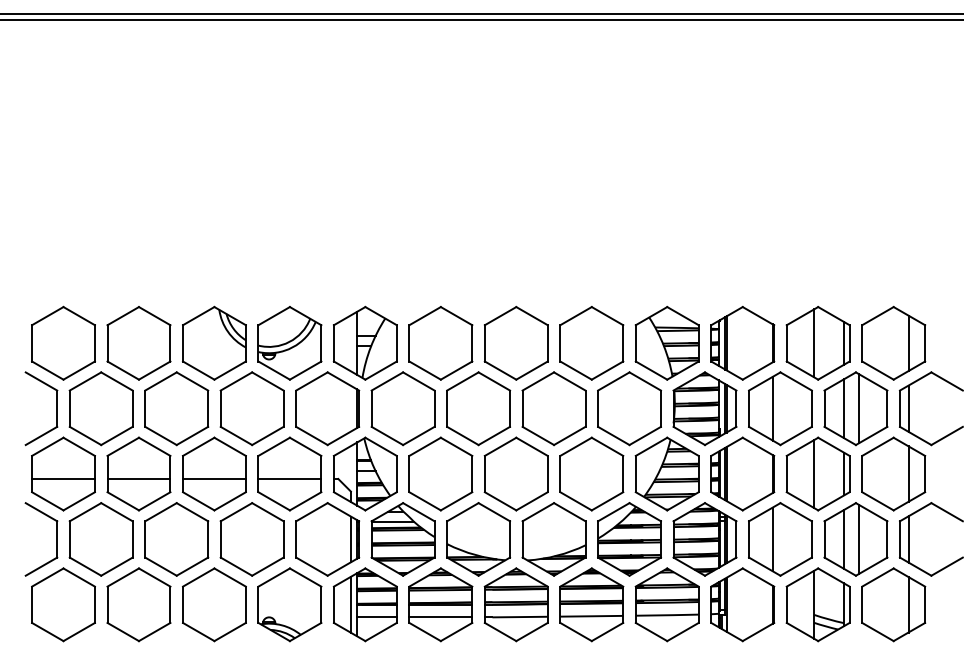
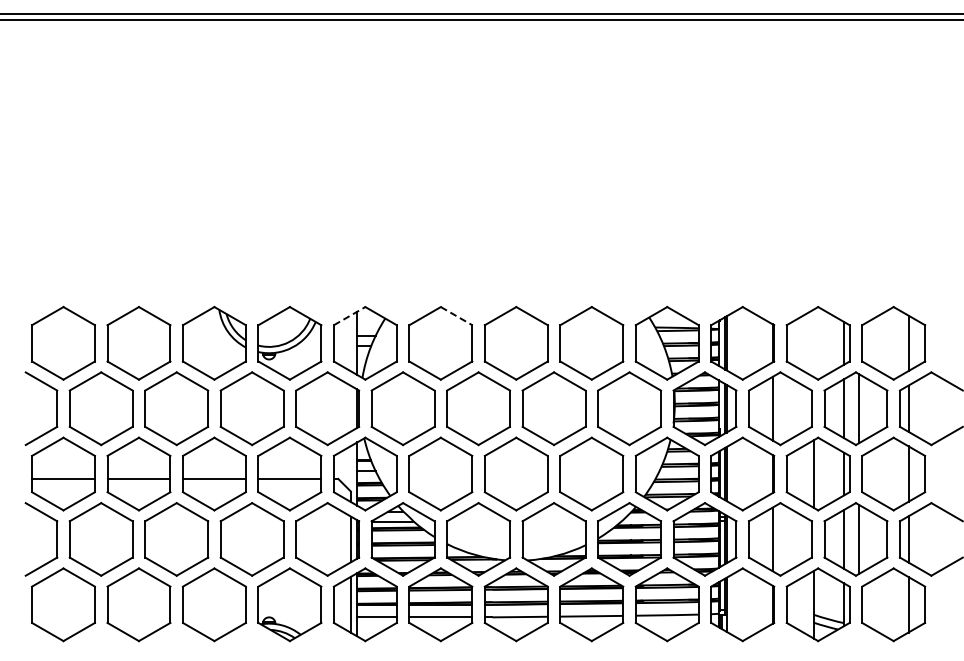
line: solid -> dashed (350, 315)
line: solid -> dashed (457, 316)
line: present -> none (814, 343)
